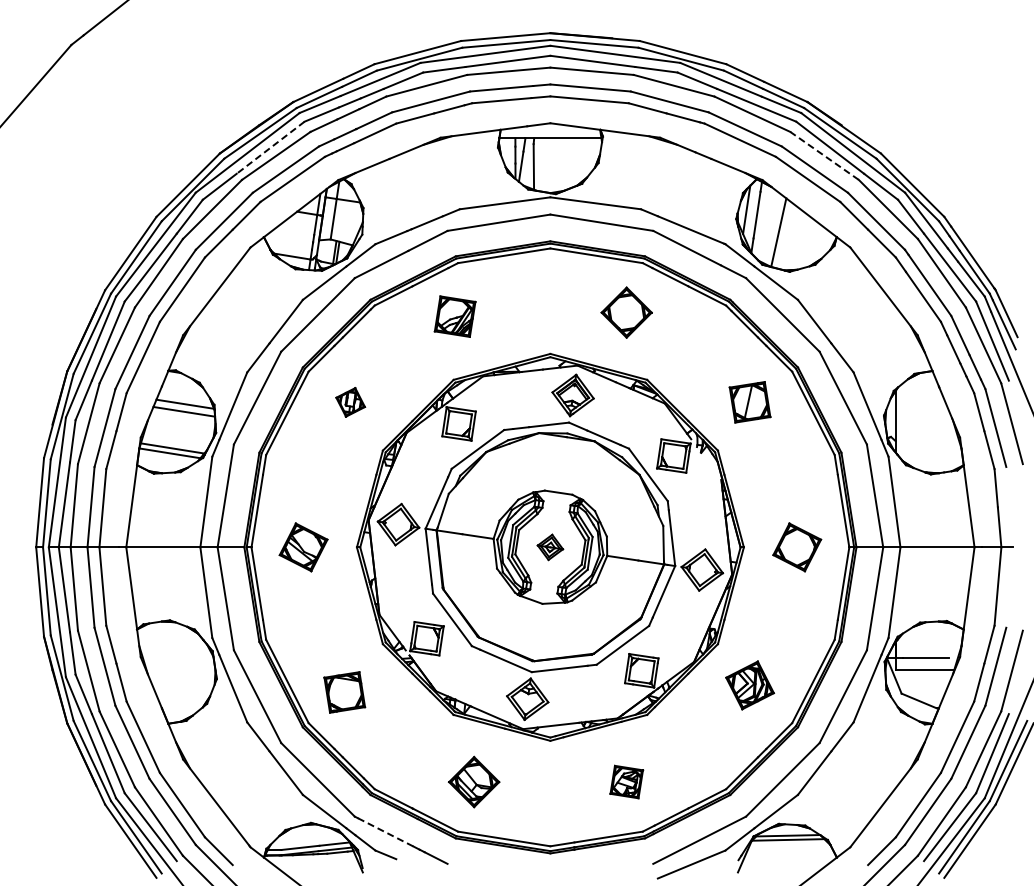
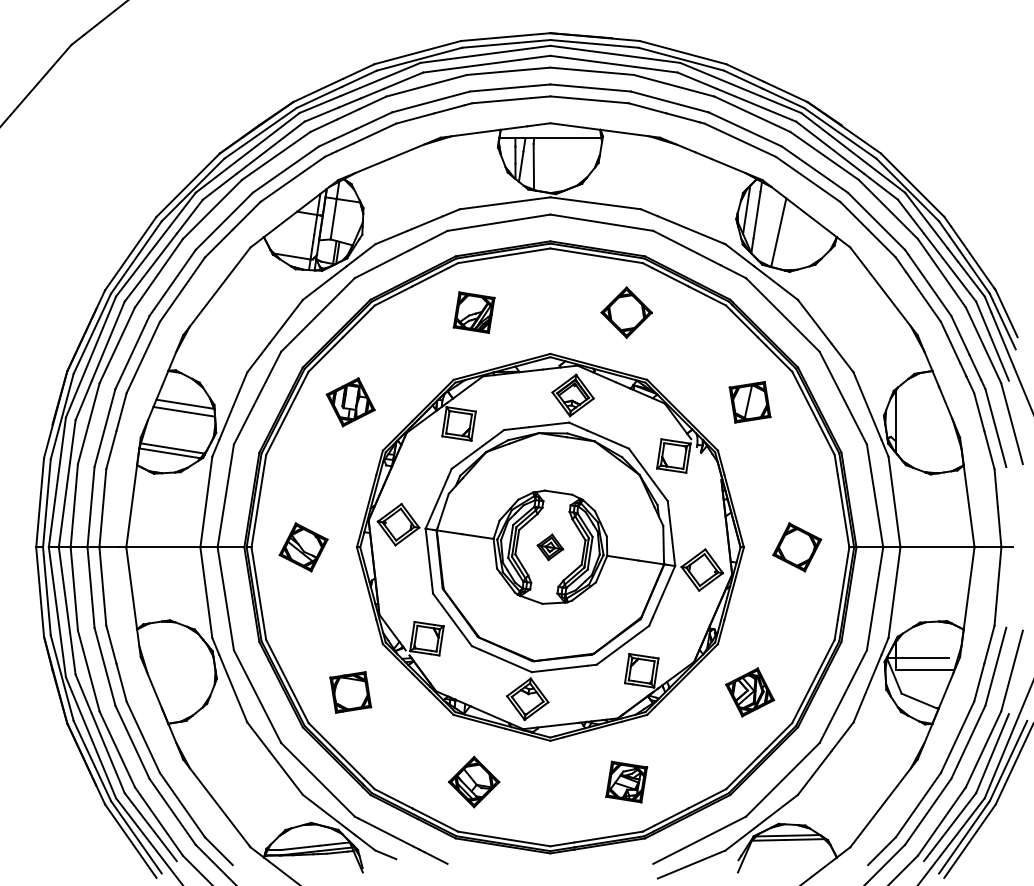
line: dashed -> solid (270, 147)
line: dashed -> solid (824, 155)
part position: (454, 316) -> (473, 312) (473, 312)
part size: 32x31 px -> 51x51 px (350, 402)
part position: (750, 685) -> (750, 692) (750, 692)
part position: (344, 692) -> (350, 692) (350, 692)
part size: 36x36 px -> 44x44 px (626, 781)
line: dashed -> solid (385, 832)
